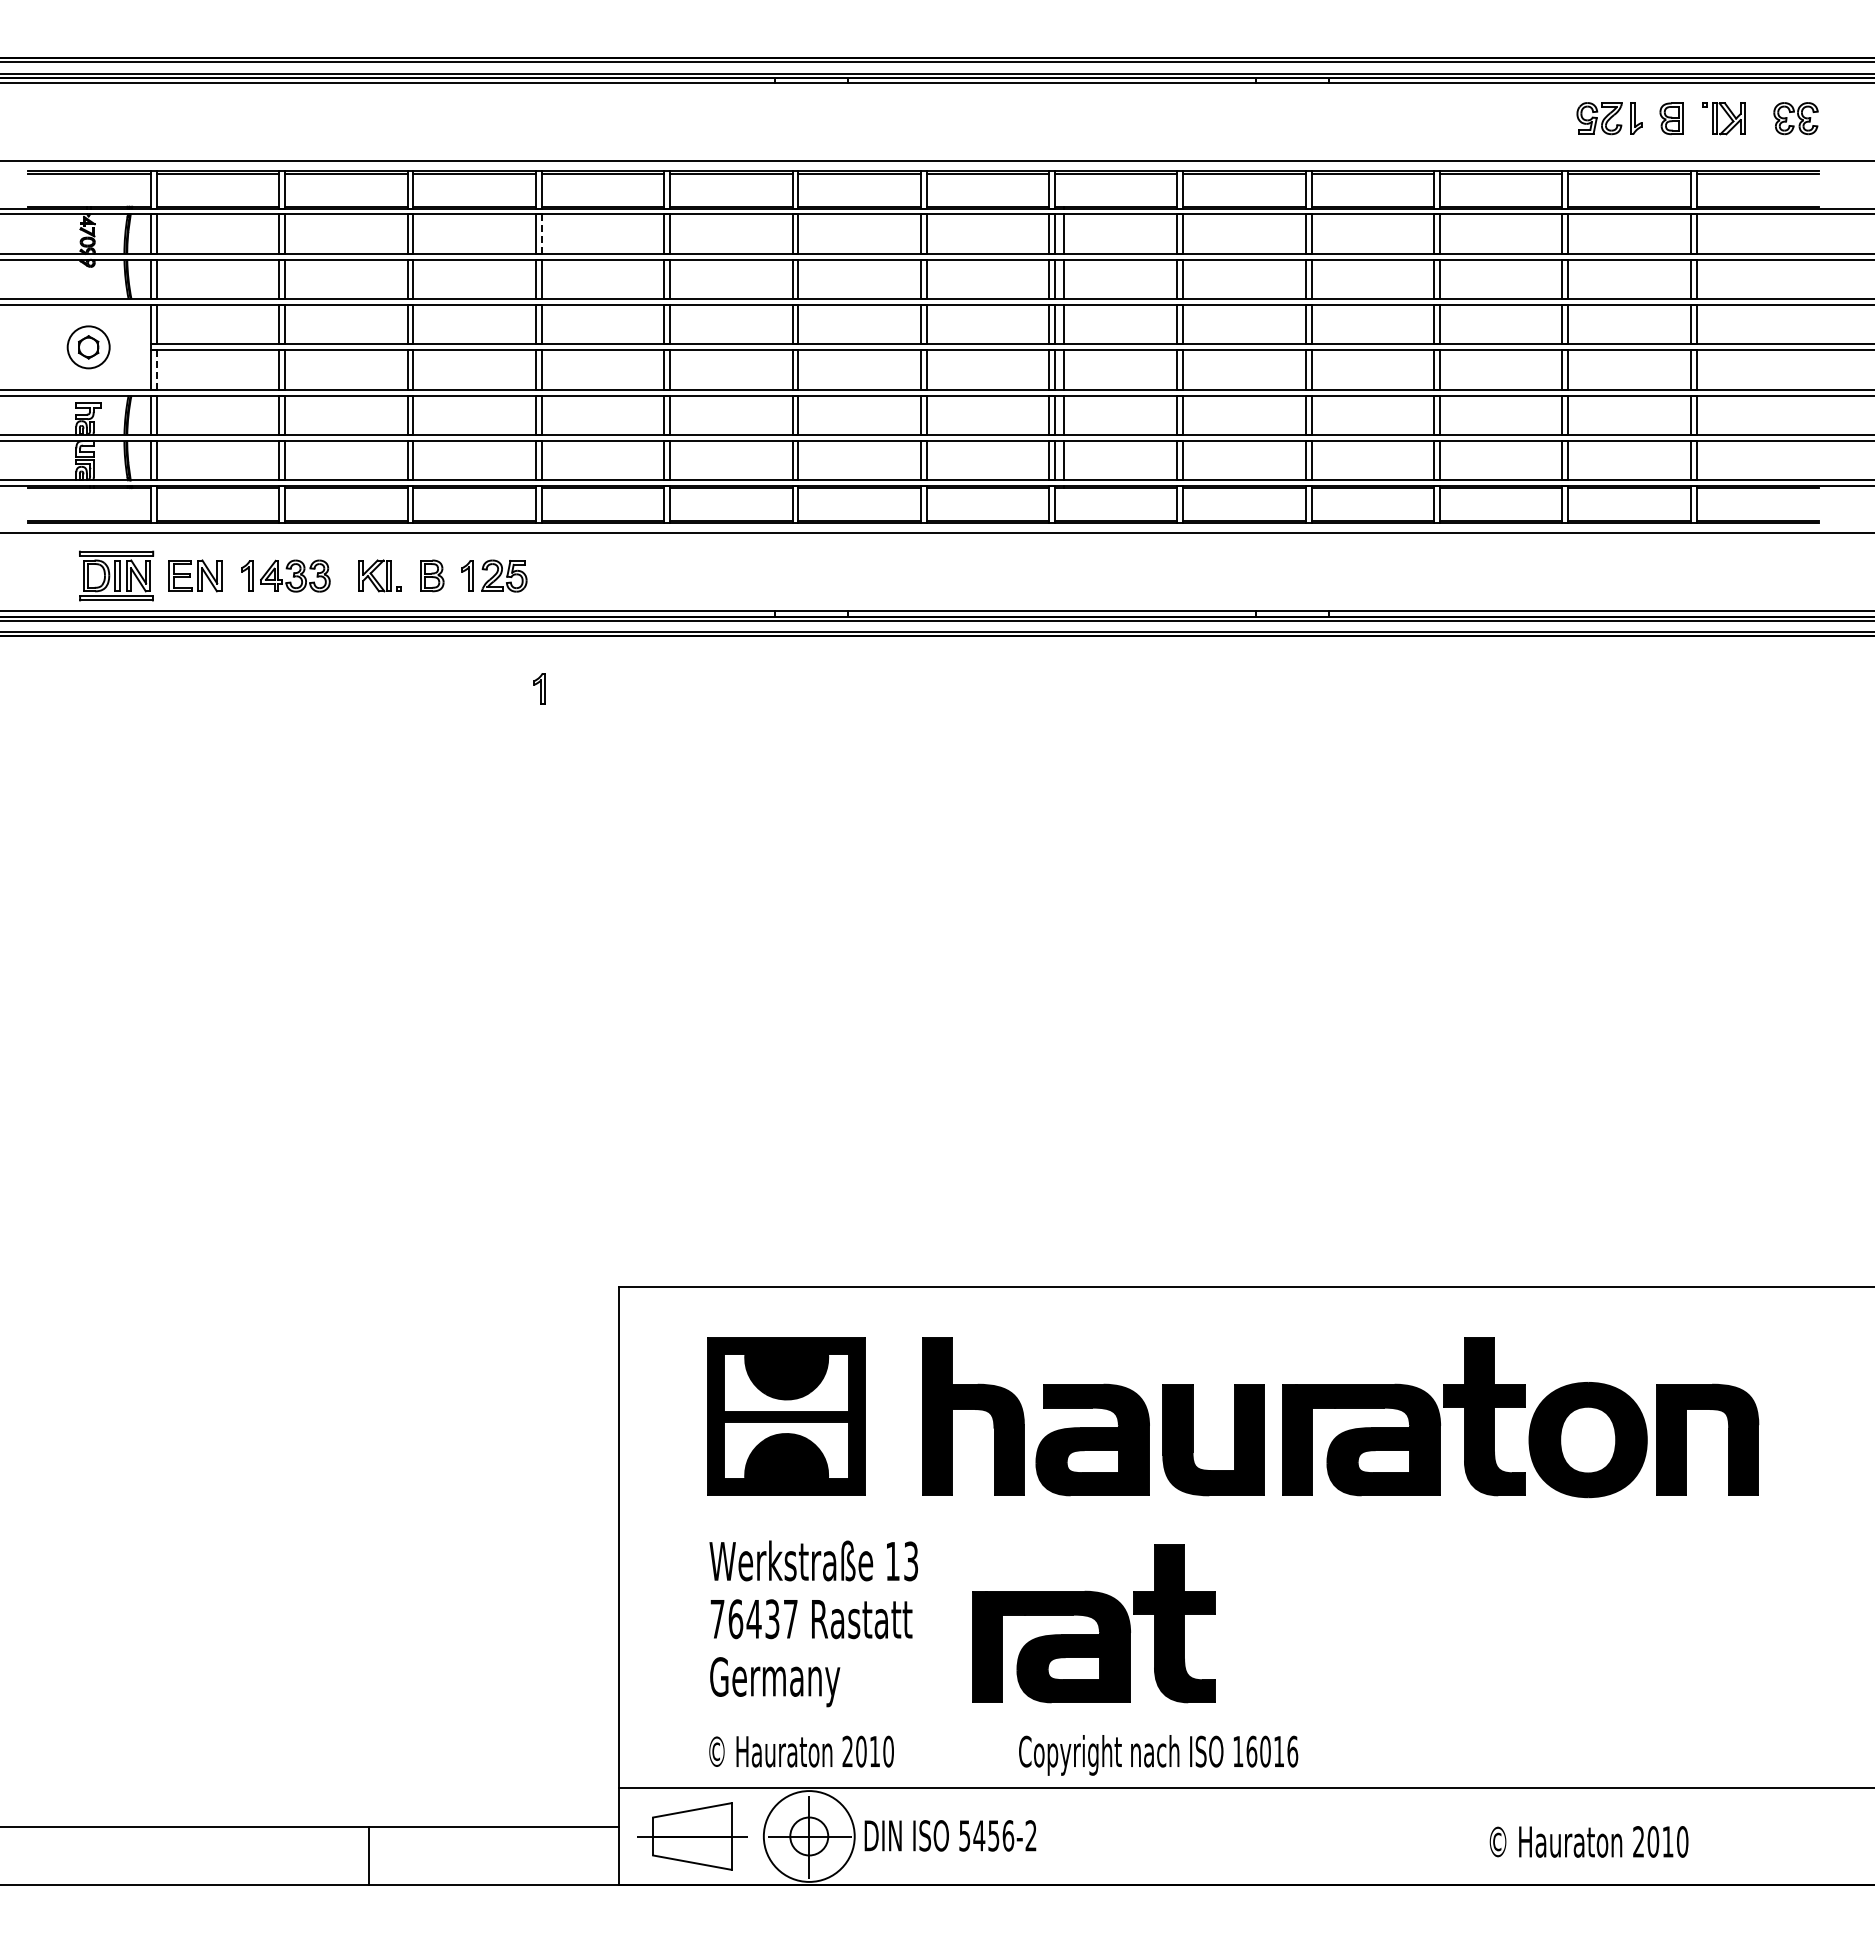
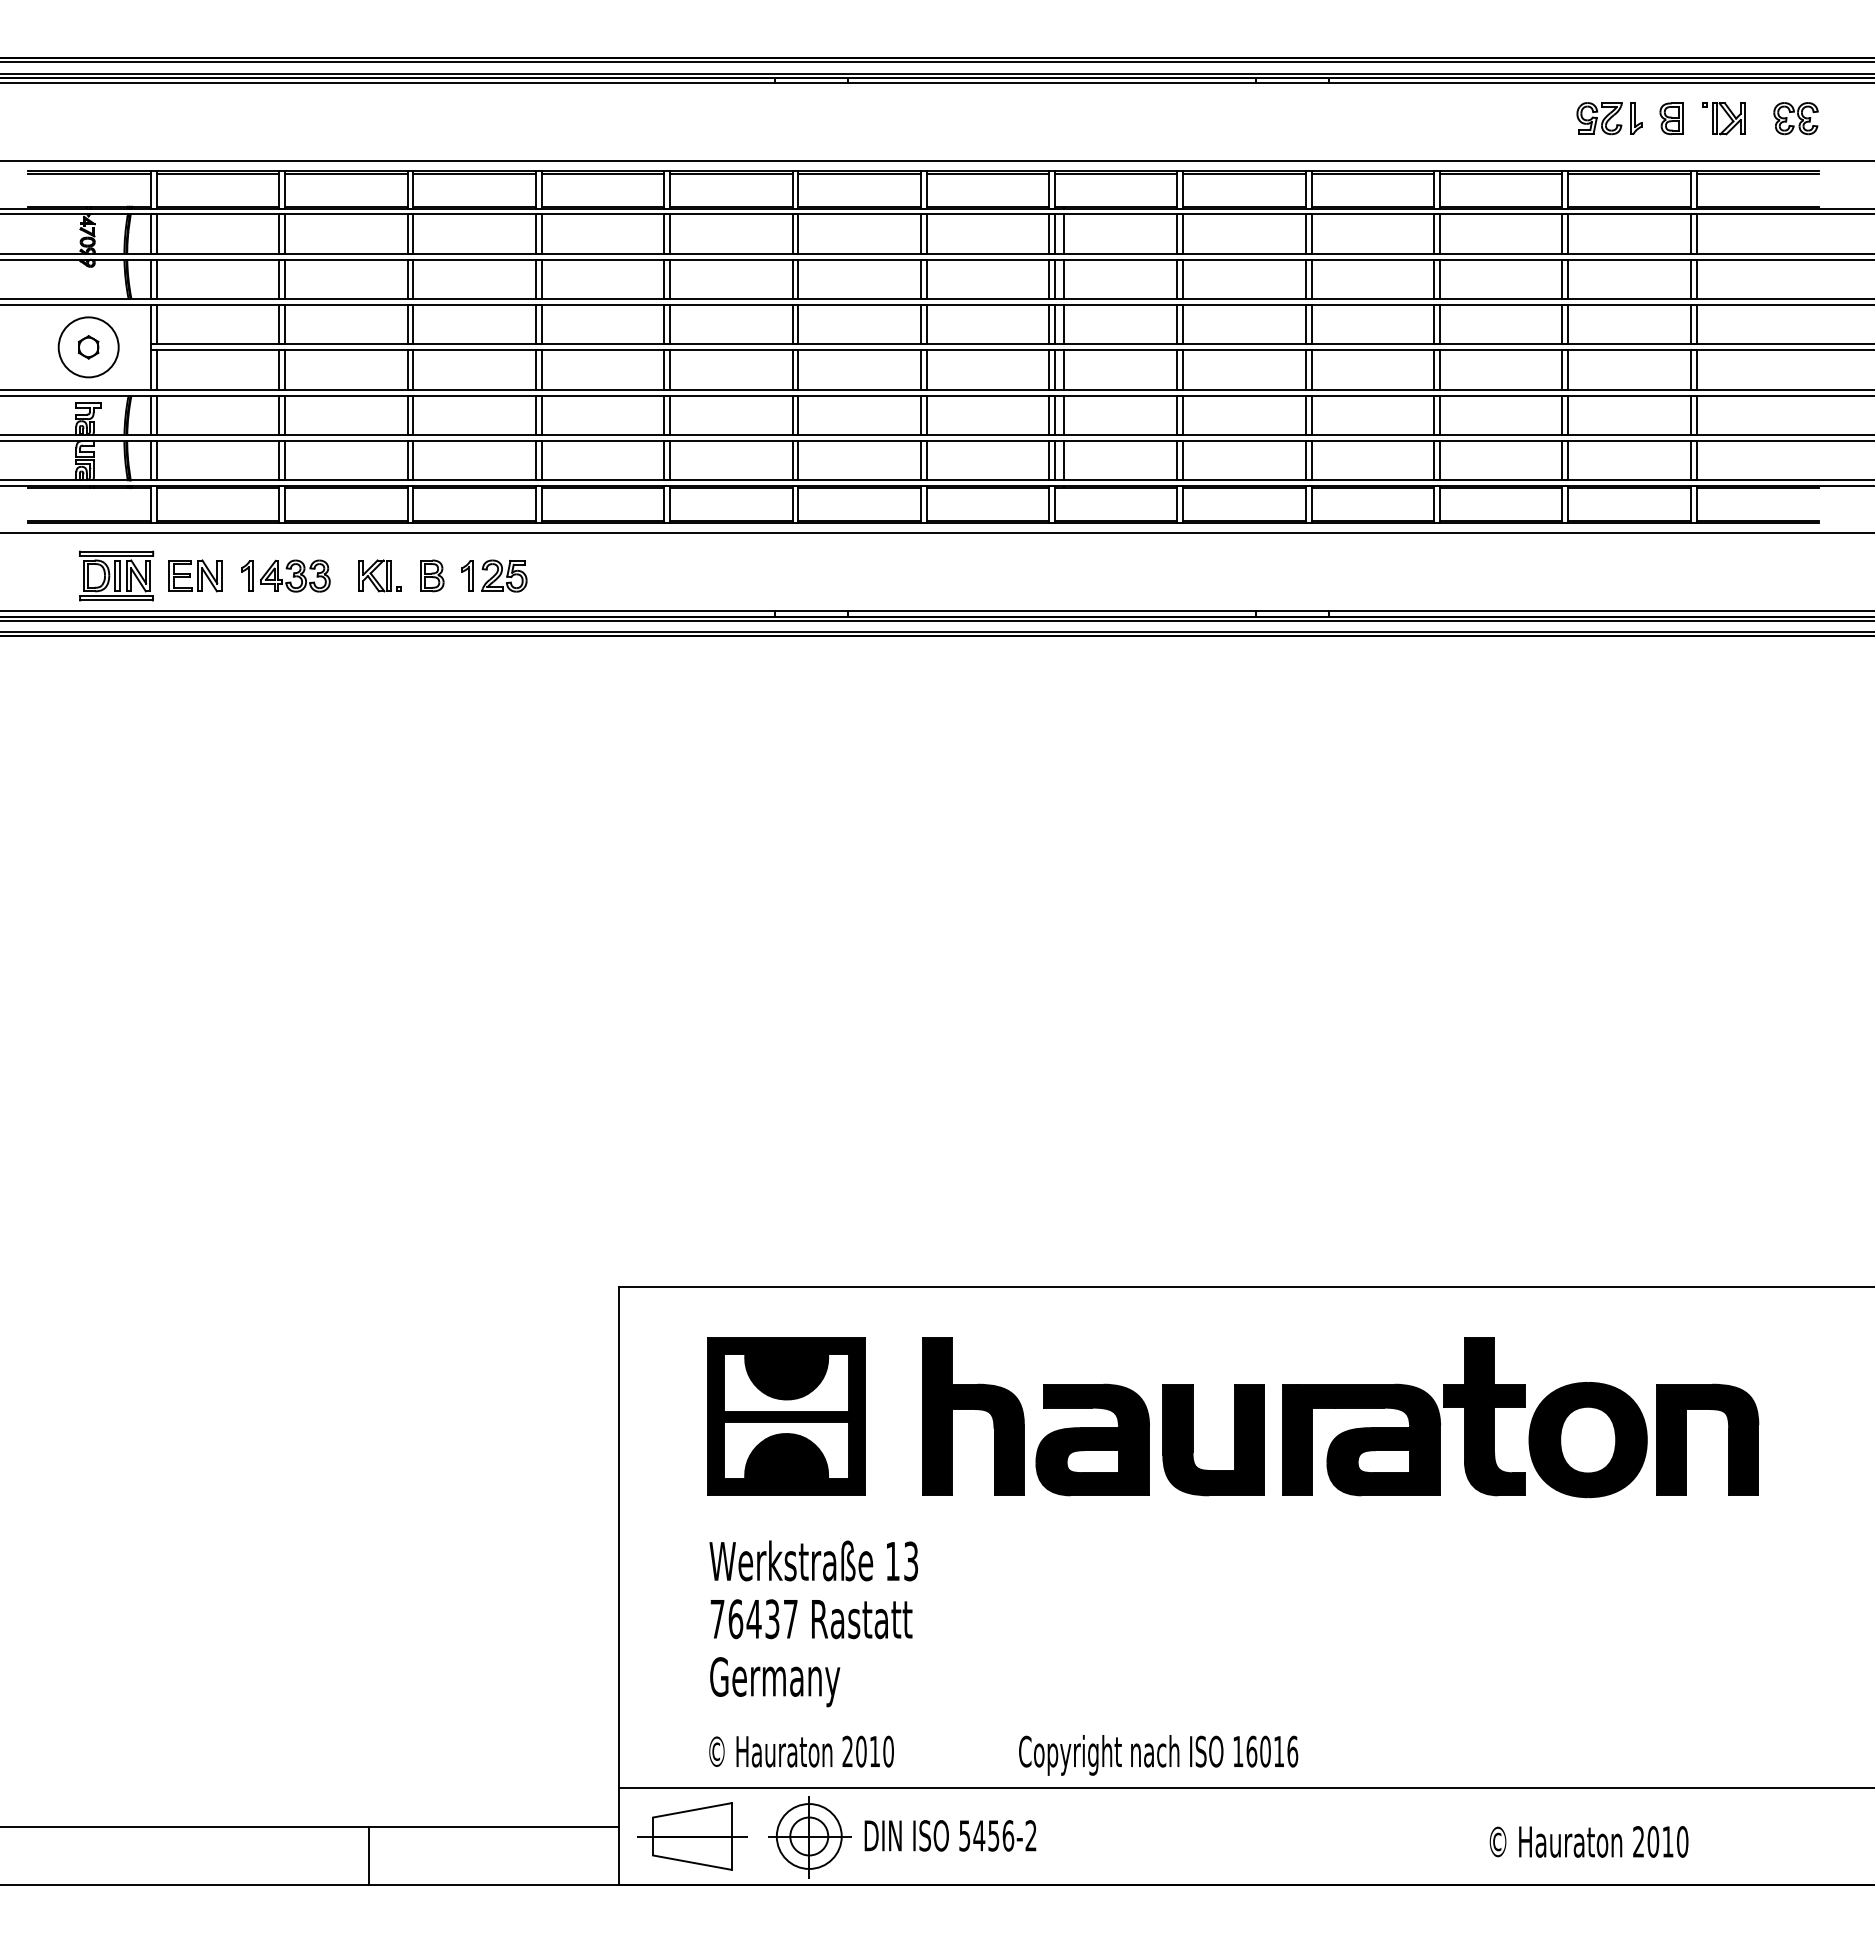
line: dashed -> solid (541, 234)
circle diameter: 42 px -> 60 px (88, 347)
line: dashed -> solid (156, 370)
part: present -> none (539, 688)
part: present -> none (1093, 1623)
circle diameter: 91 px -> 65 px (808, 1836)
